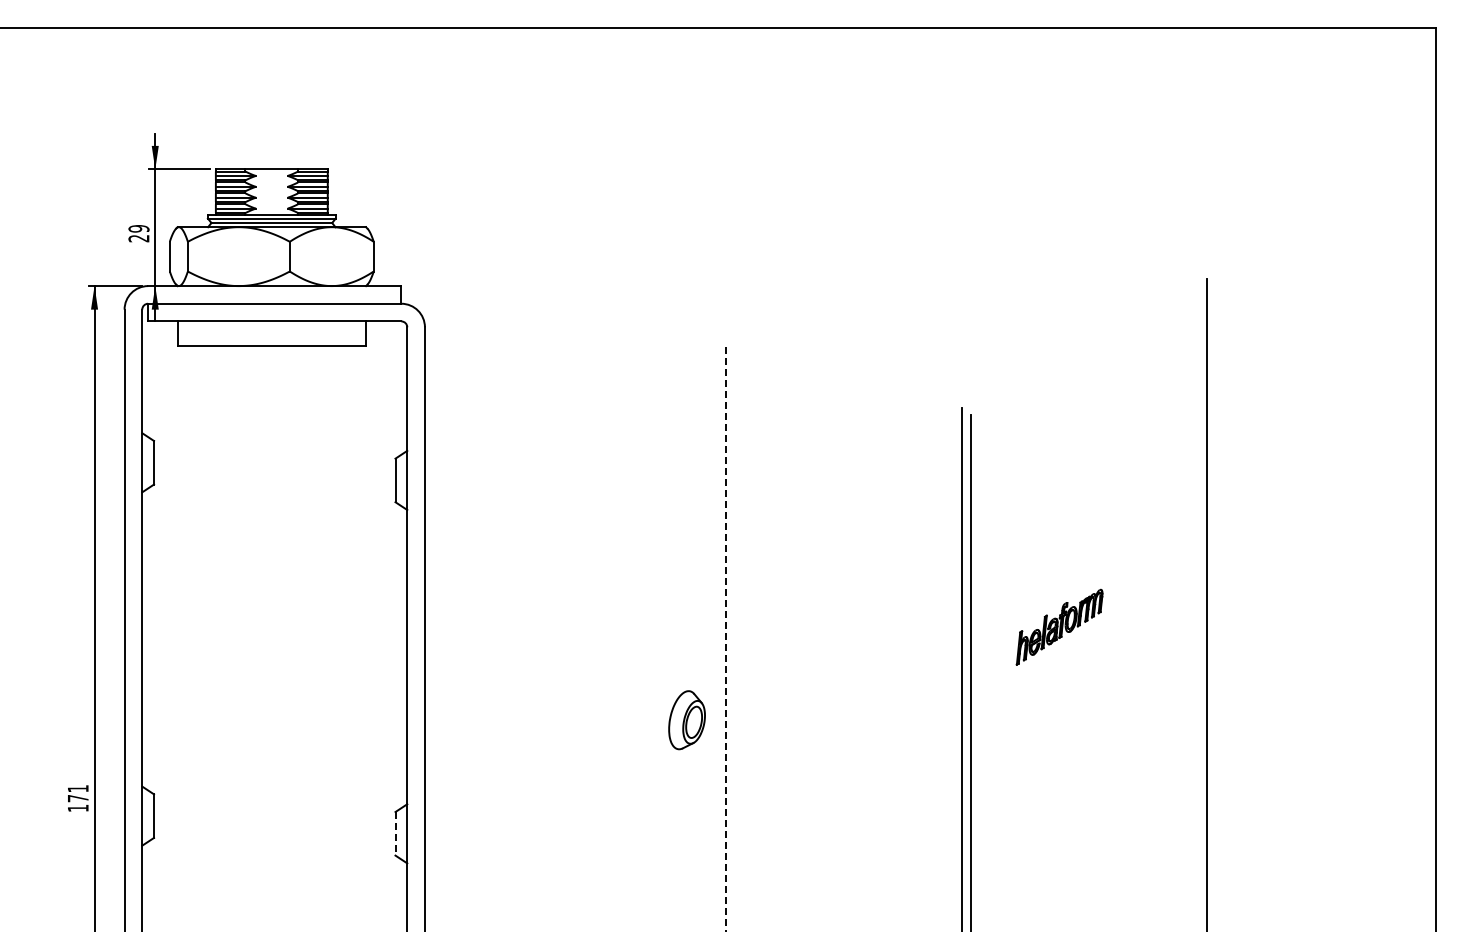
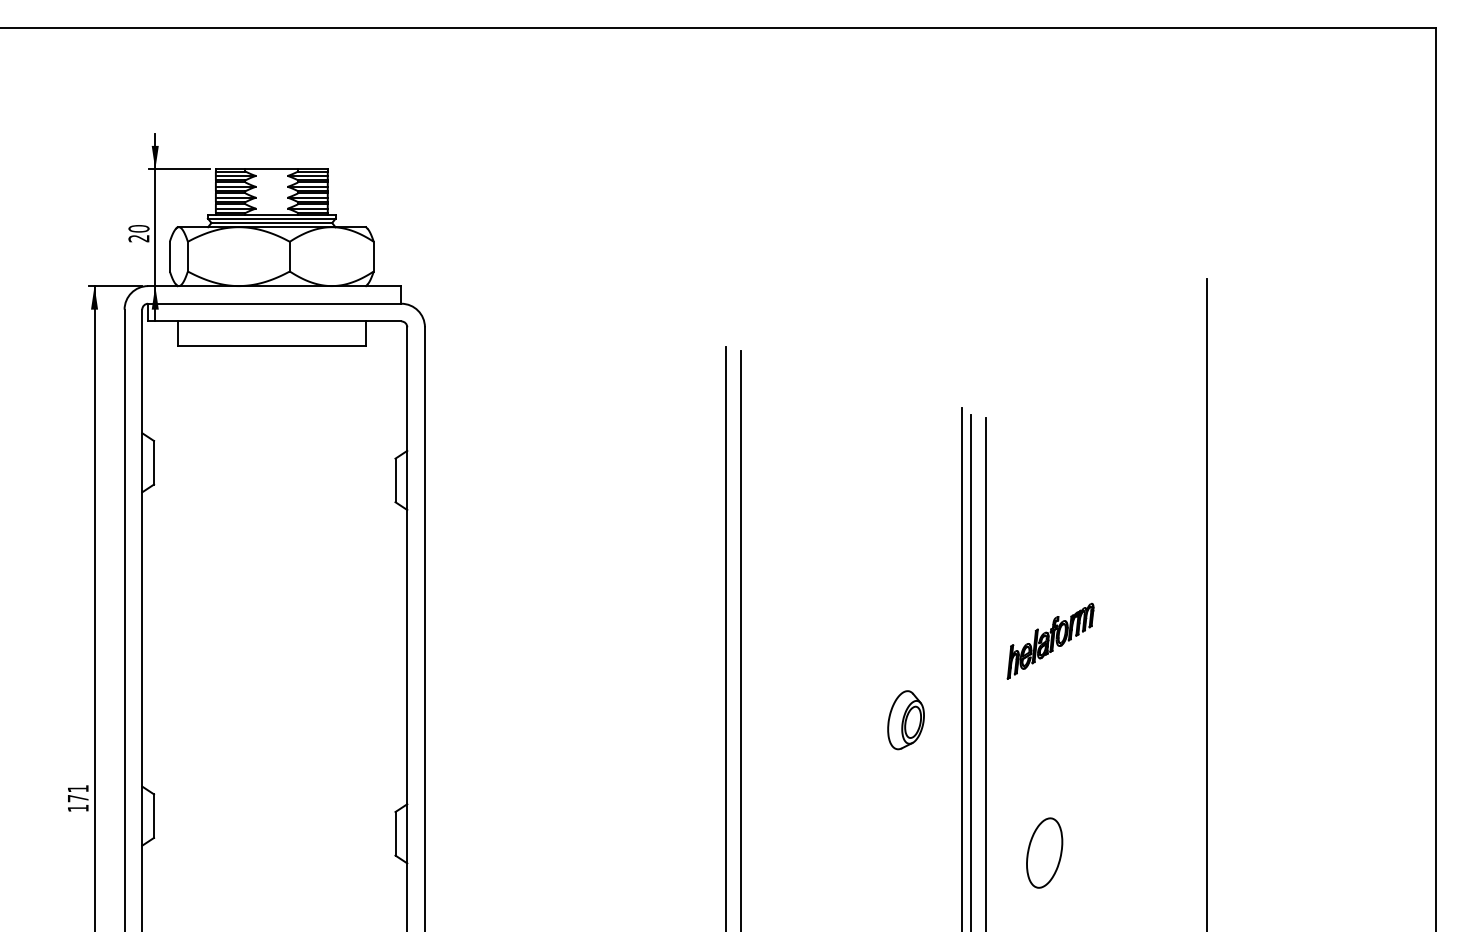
text: 29 -> 20 (139, 228)
part position: (1059, 626) -> (1050, 640) (1050, 640)
line: none -> present (740, 639)
line: dashed -> solid (725, 640)
line: none -> present (985, 673)
part position: (686, 720) -> (905, 720) (905, 720)
line: dashed -> solid (395, 833)
part: none -> present (1044, 852)
